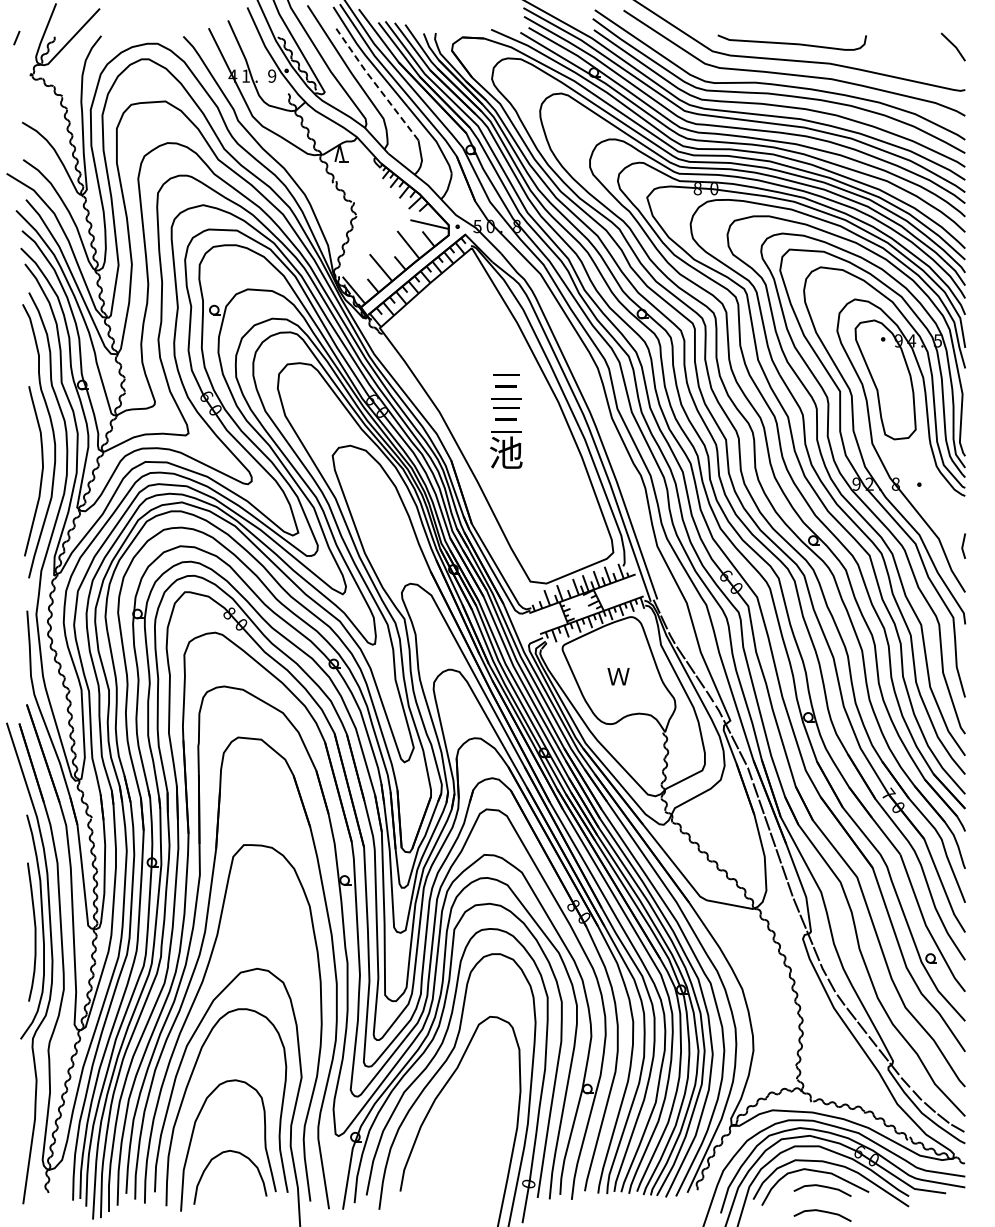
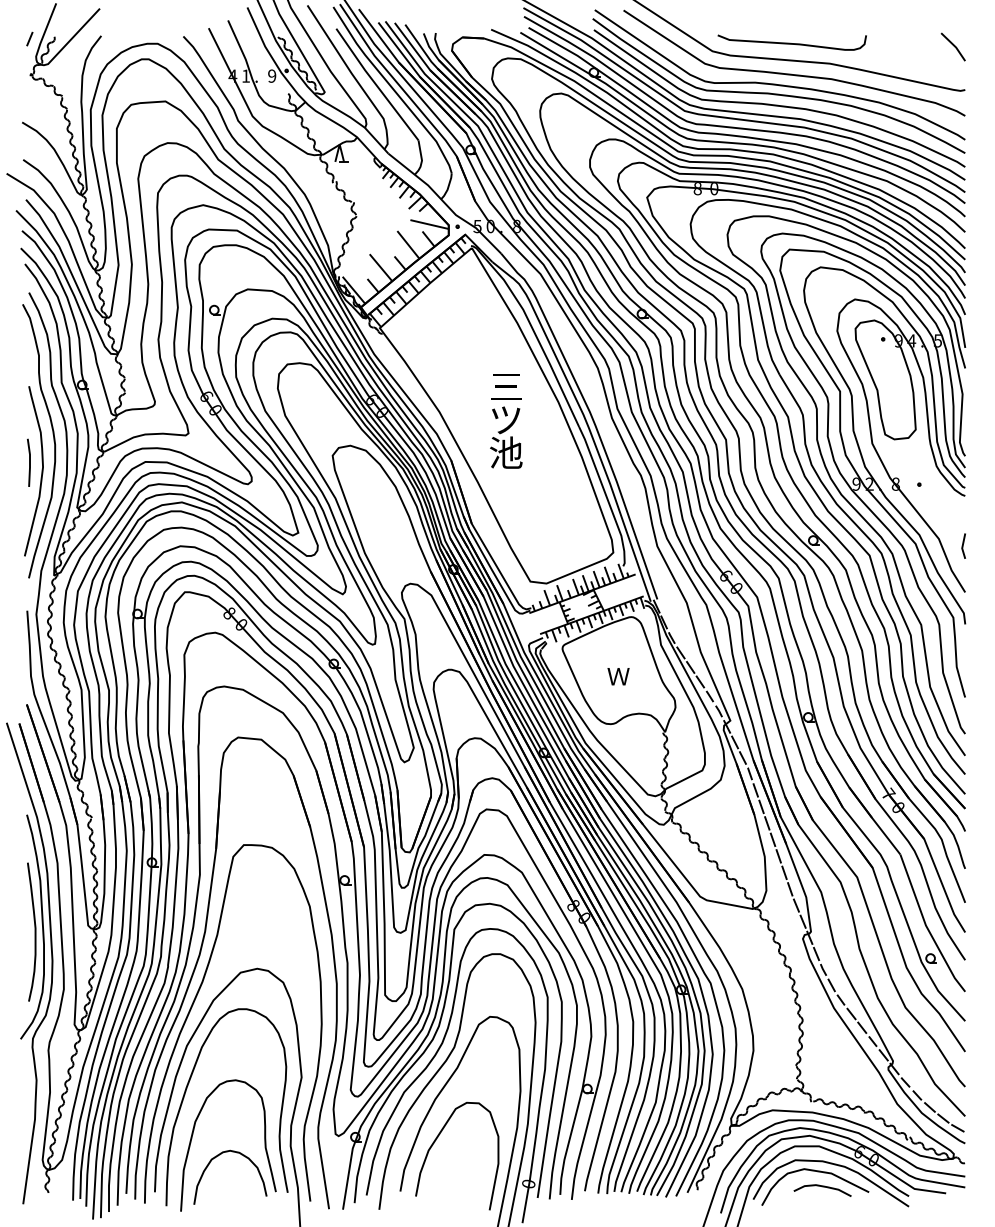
line position: (16, 37) -> (29, 38) (29, 38)
line: dashed -> solid (376, 84)
text: 三 -> ツ (506, 420)
line: none -> present (29, 462)
curve: none -> present (436, 1140)
curve: present -> none (822, 1212)
